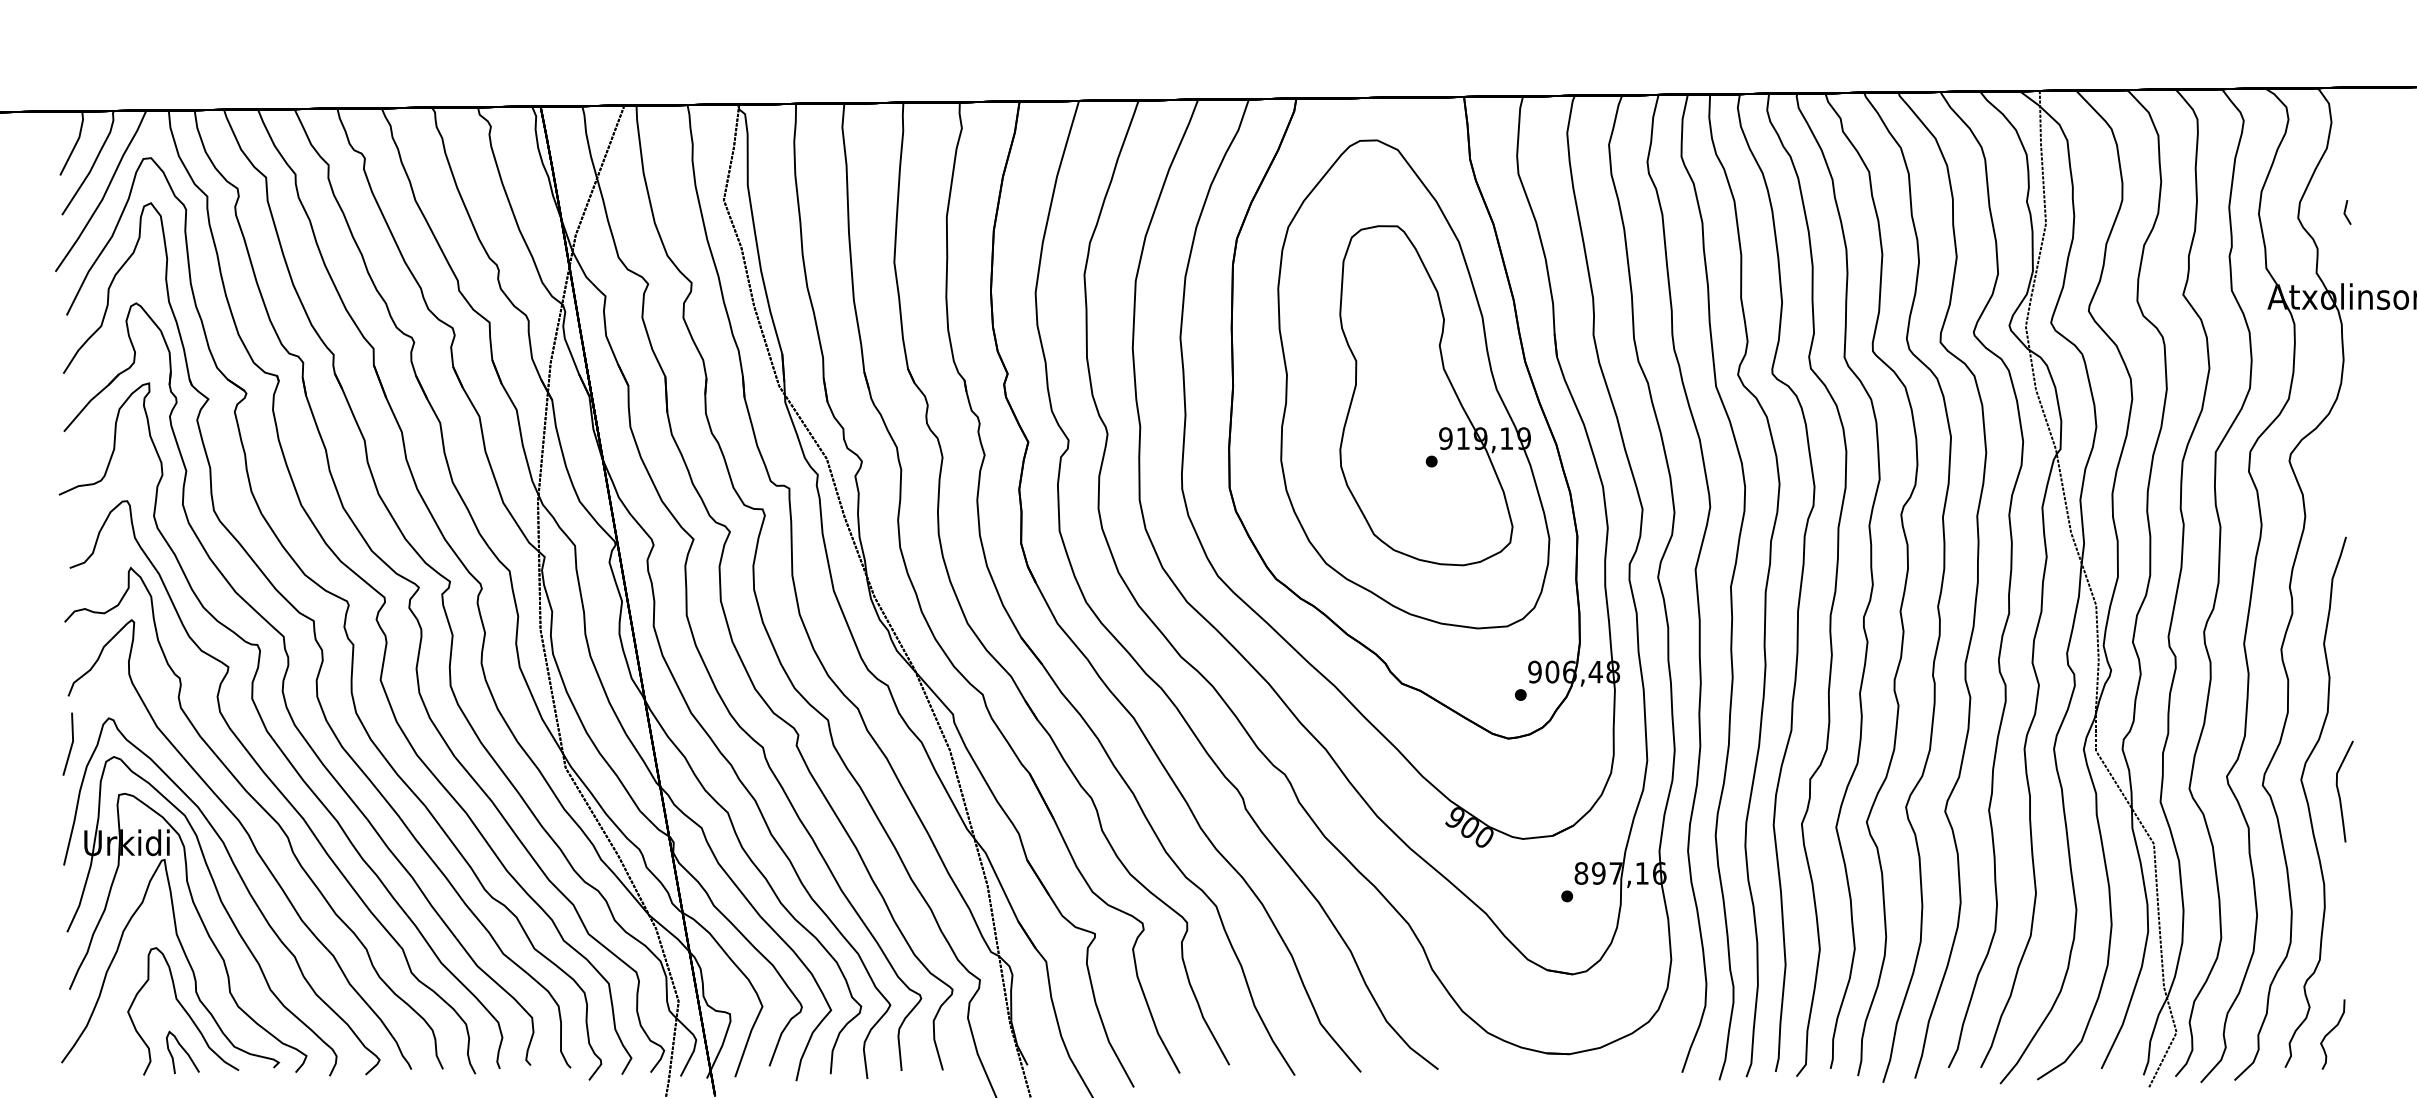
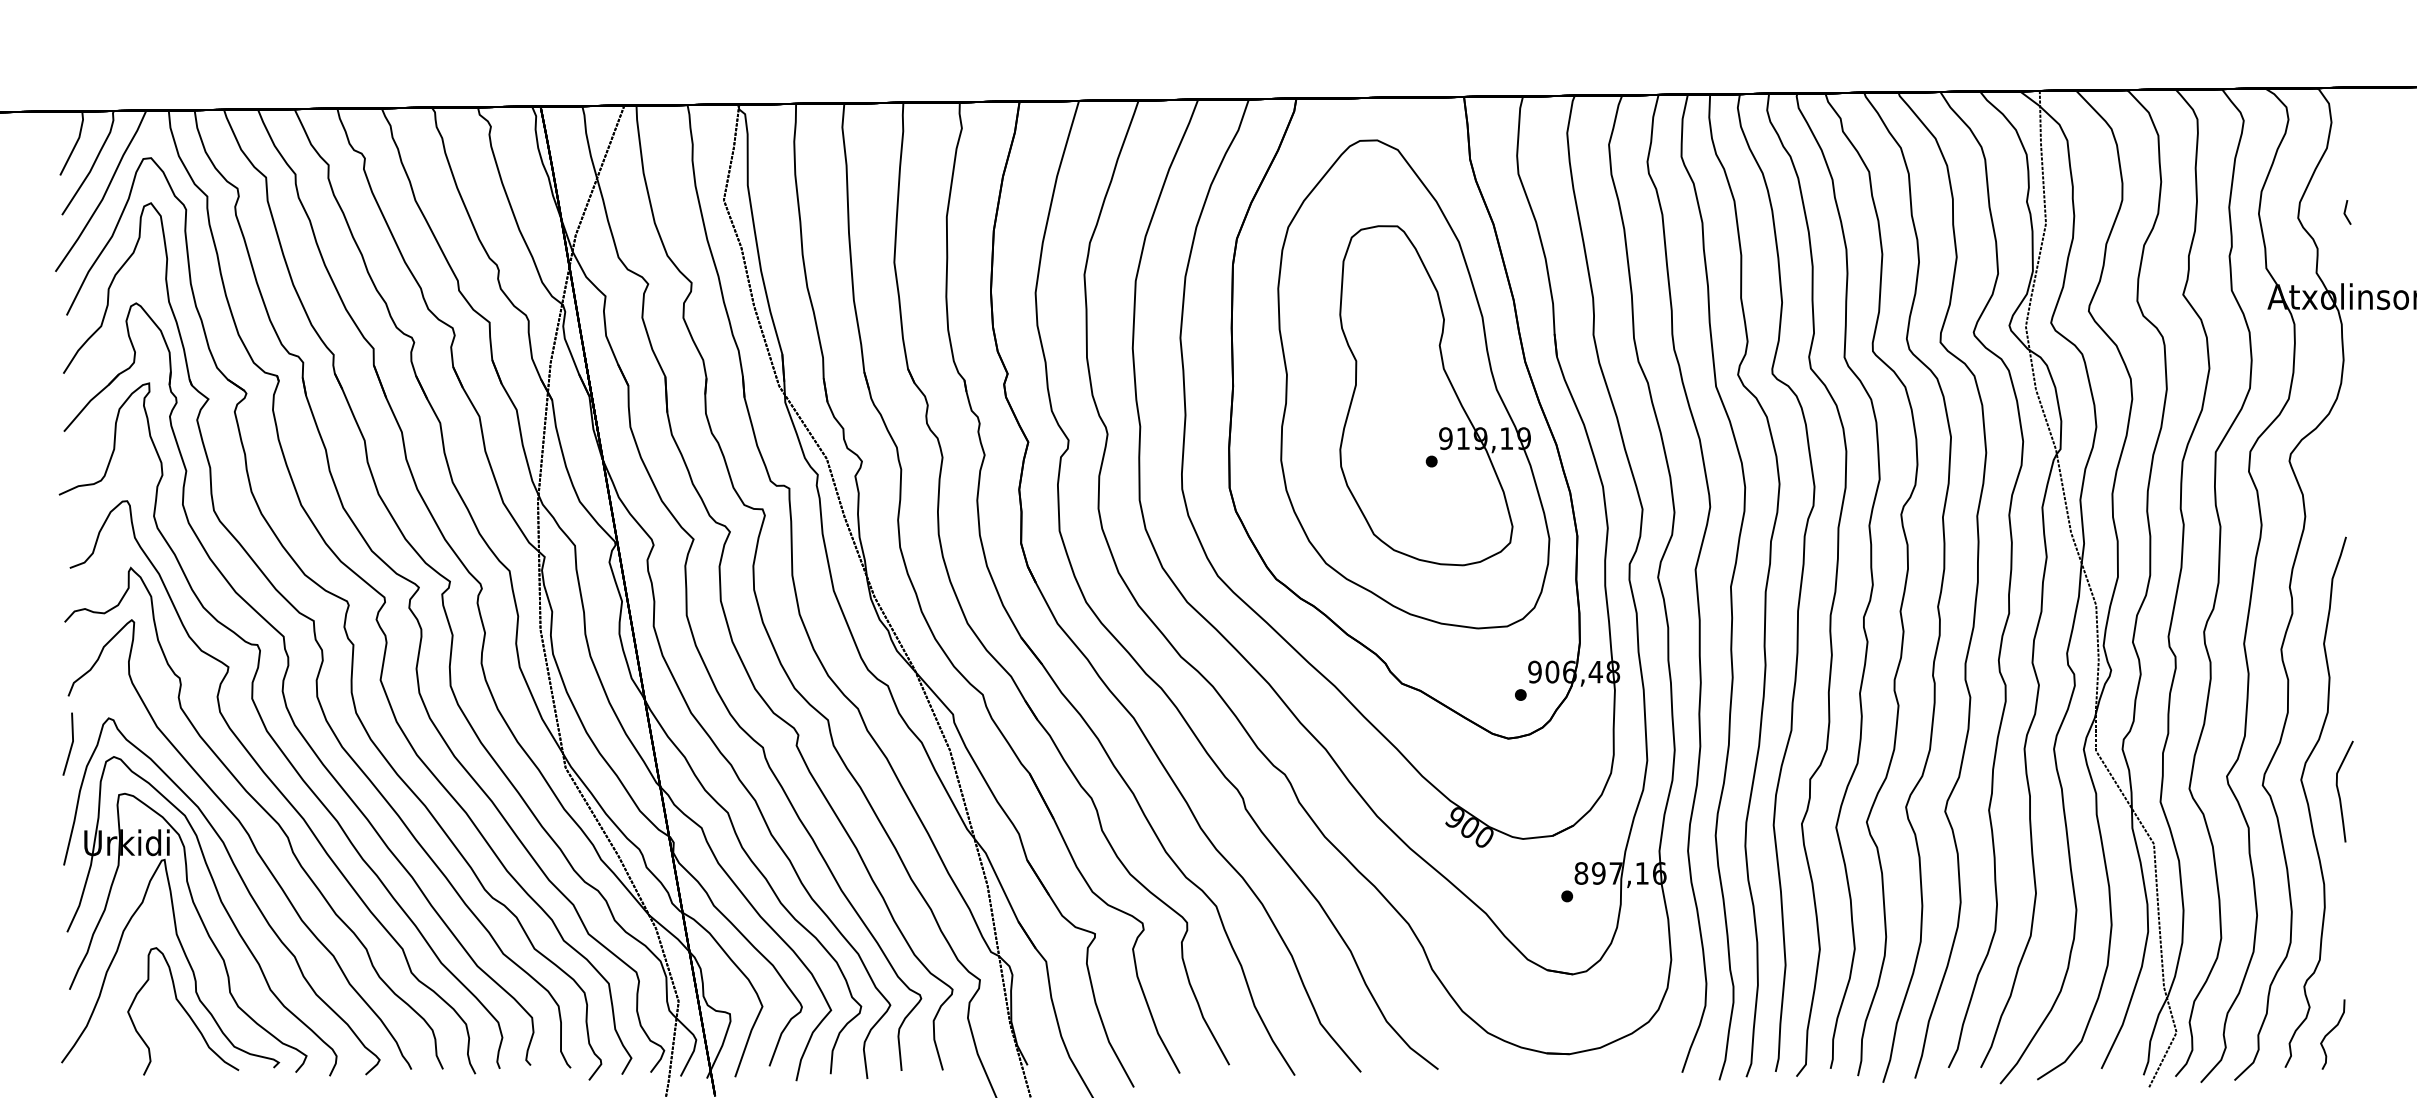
curve: present -> none (183, 1050)
